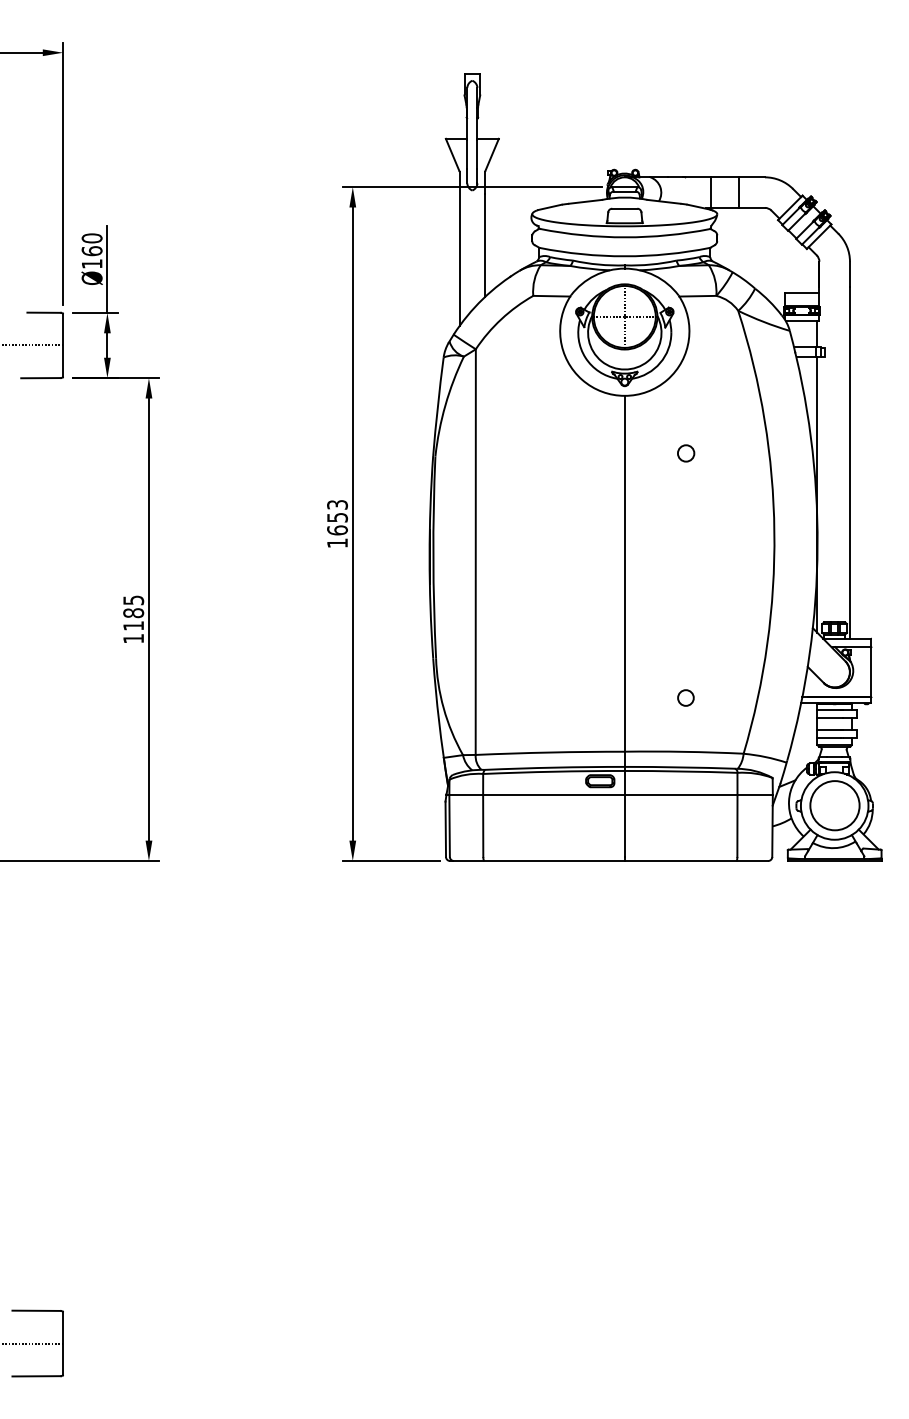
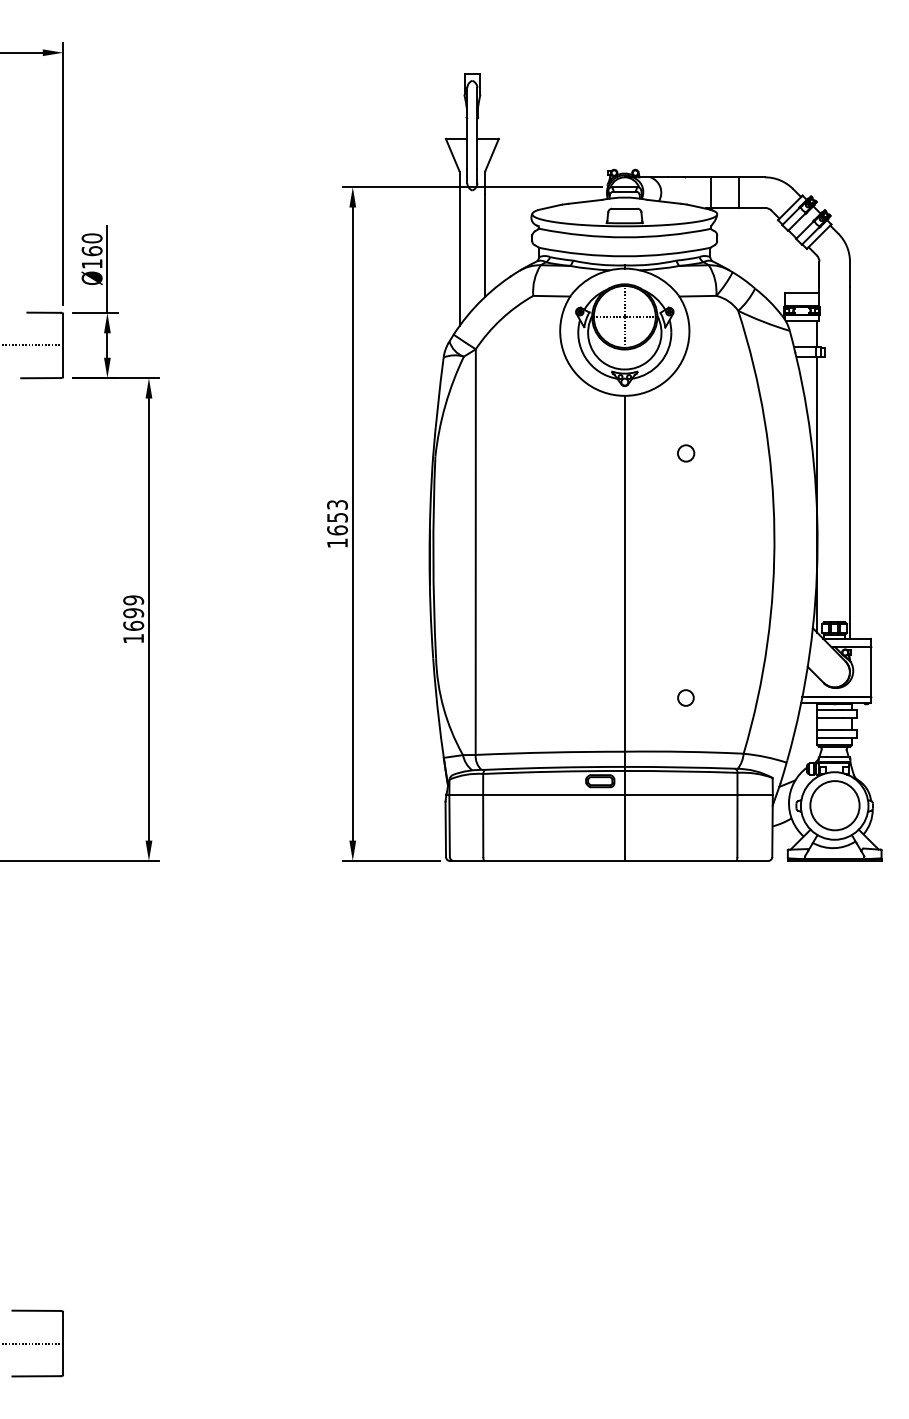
text: 1185 -> 1699 (133, 612)
